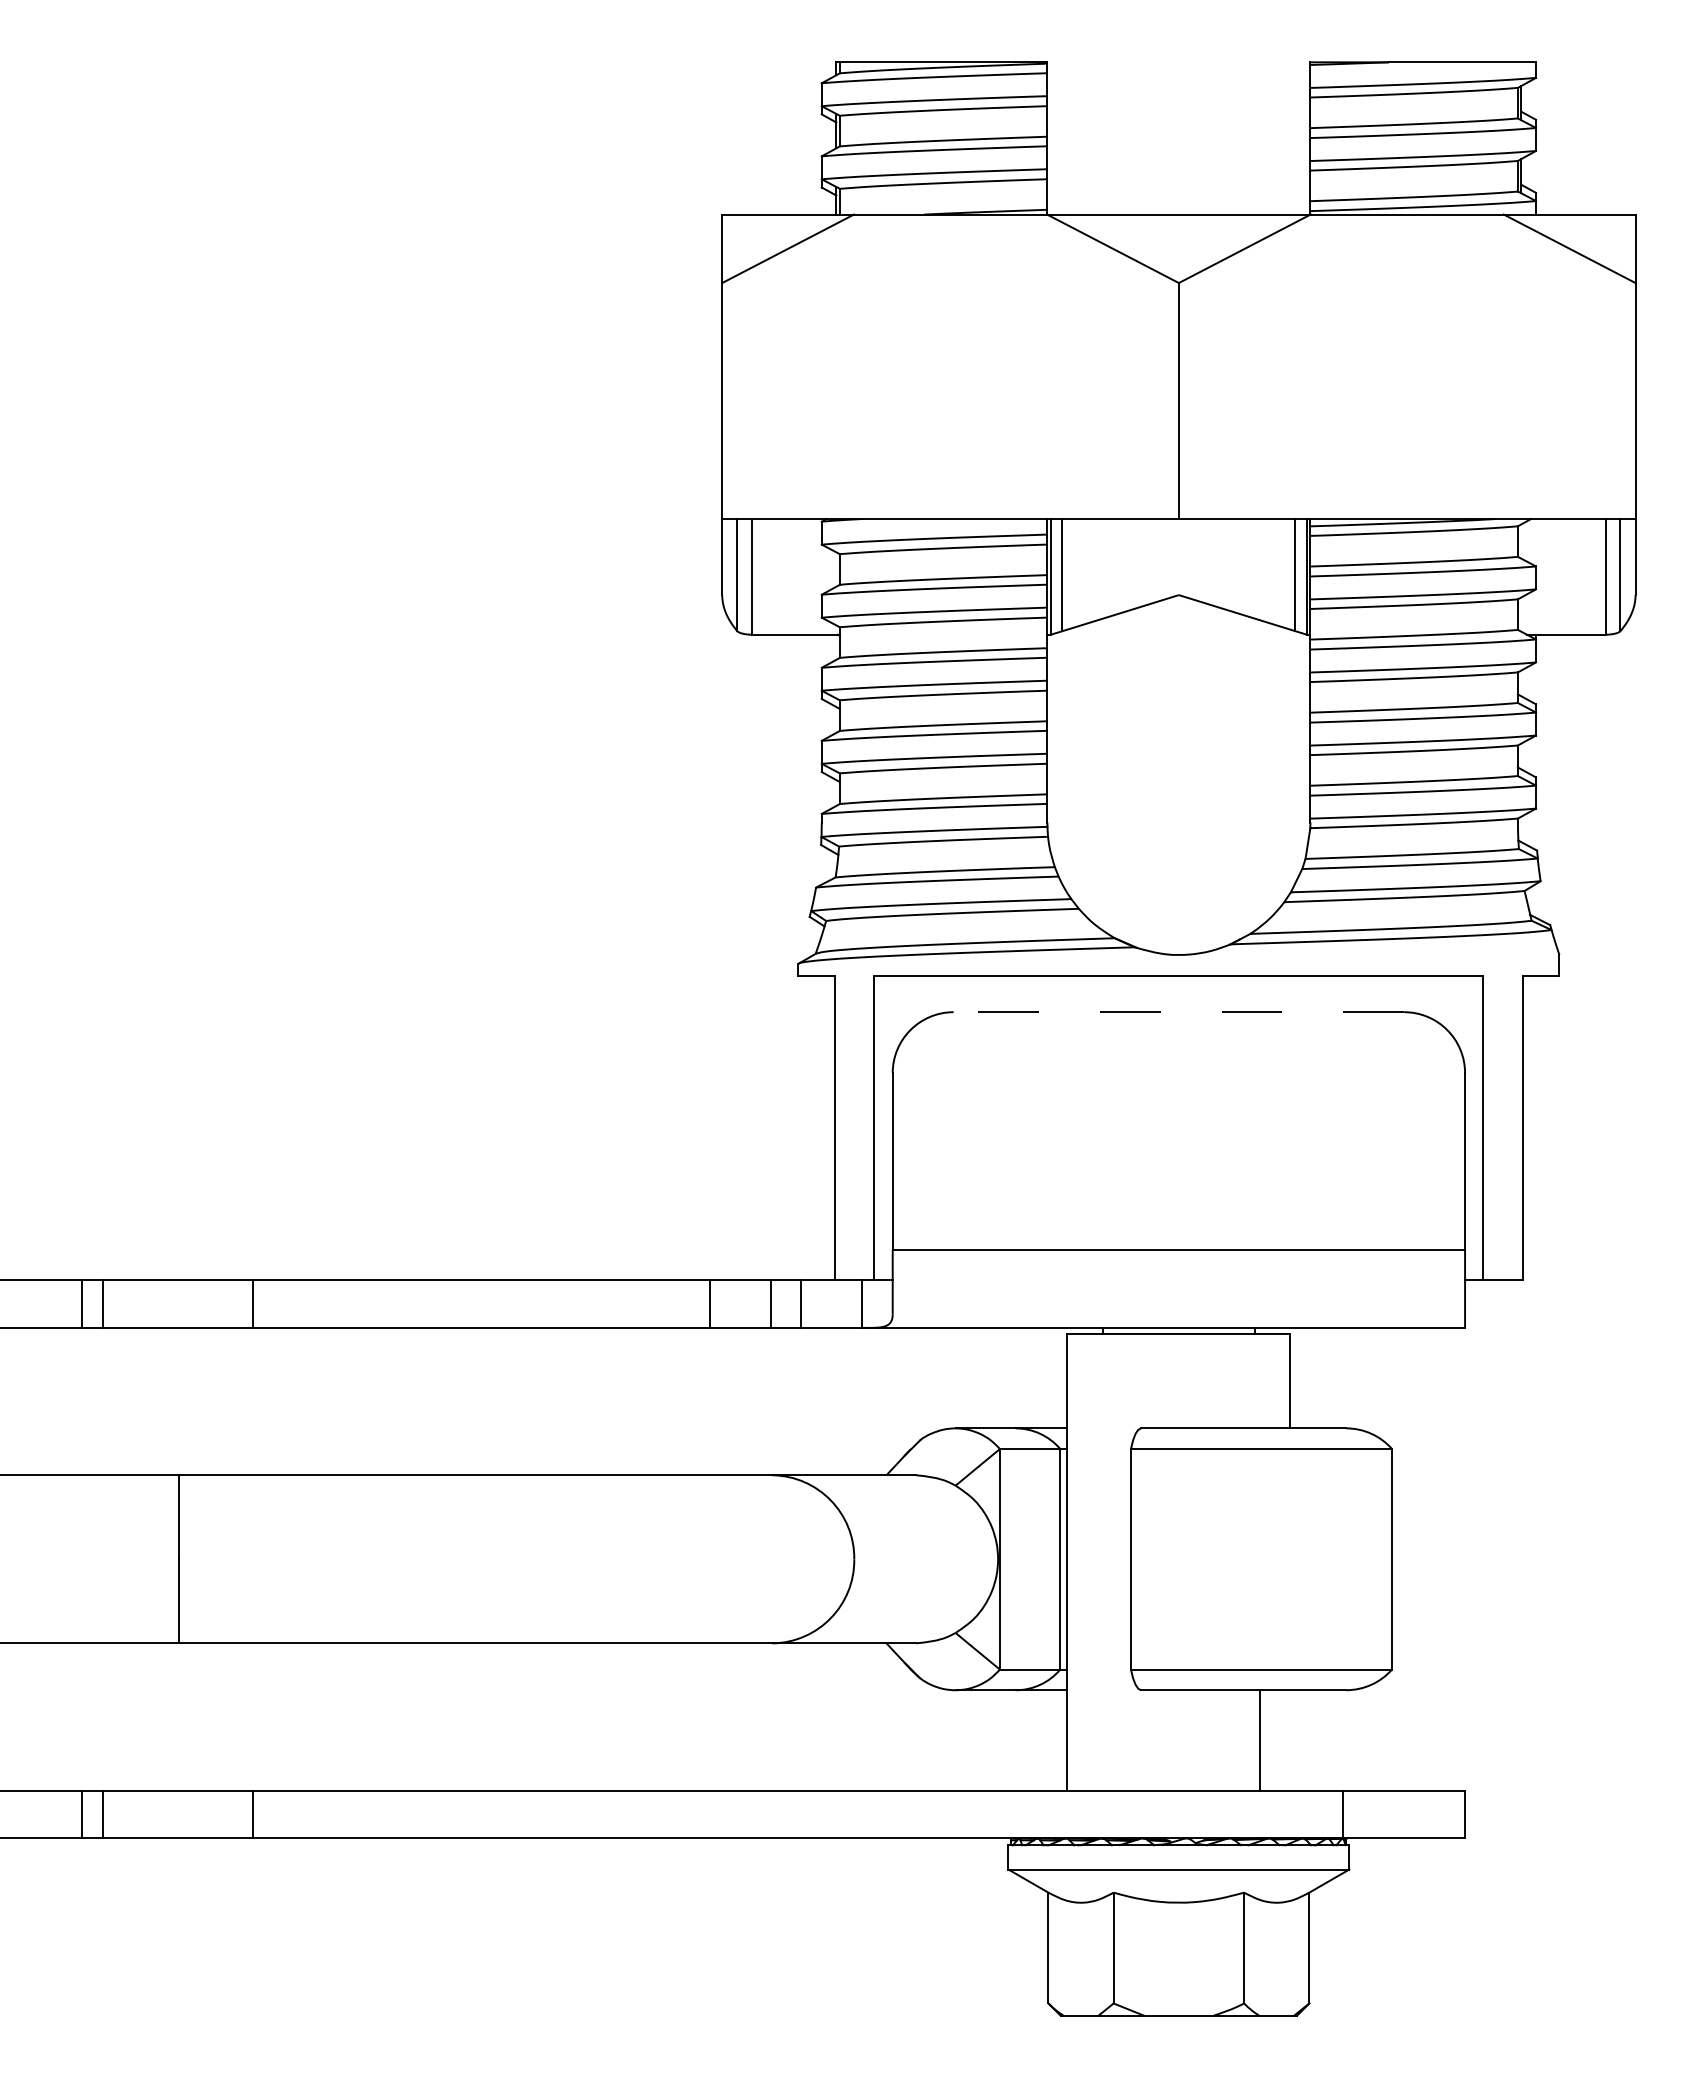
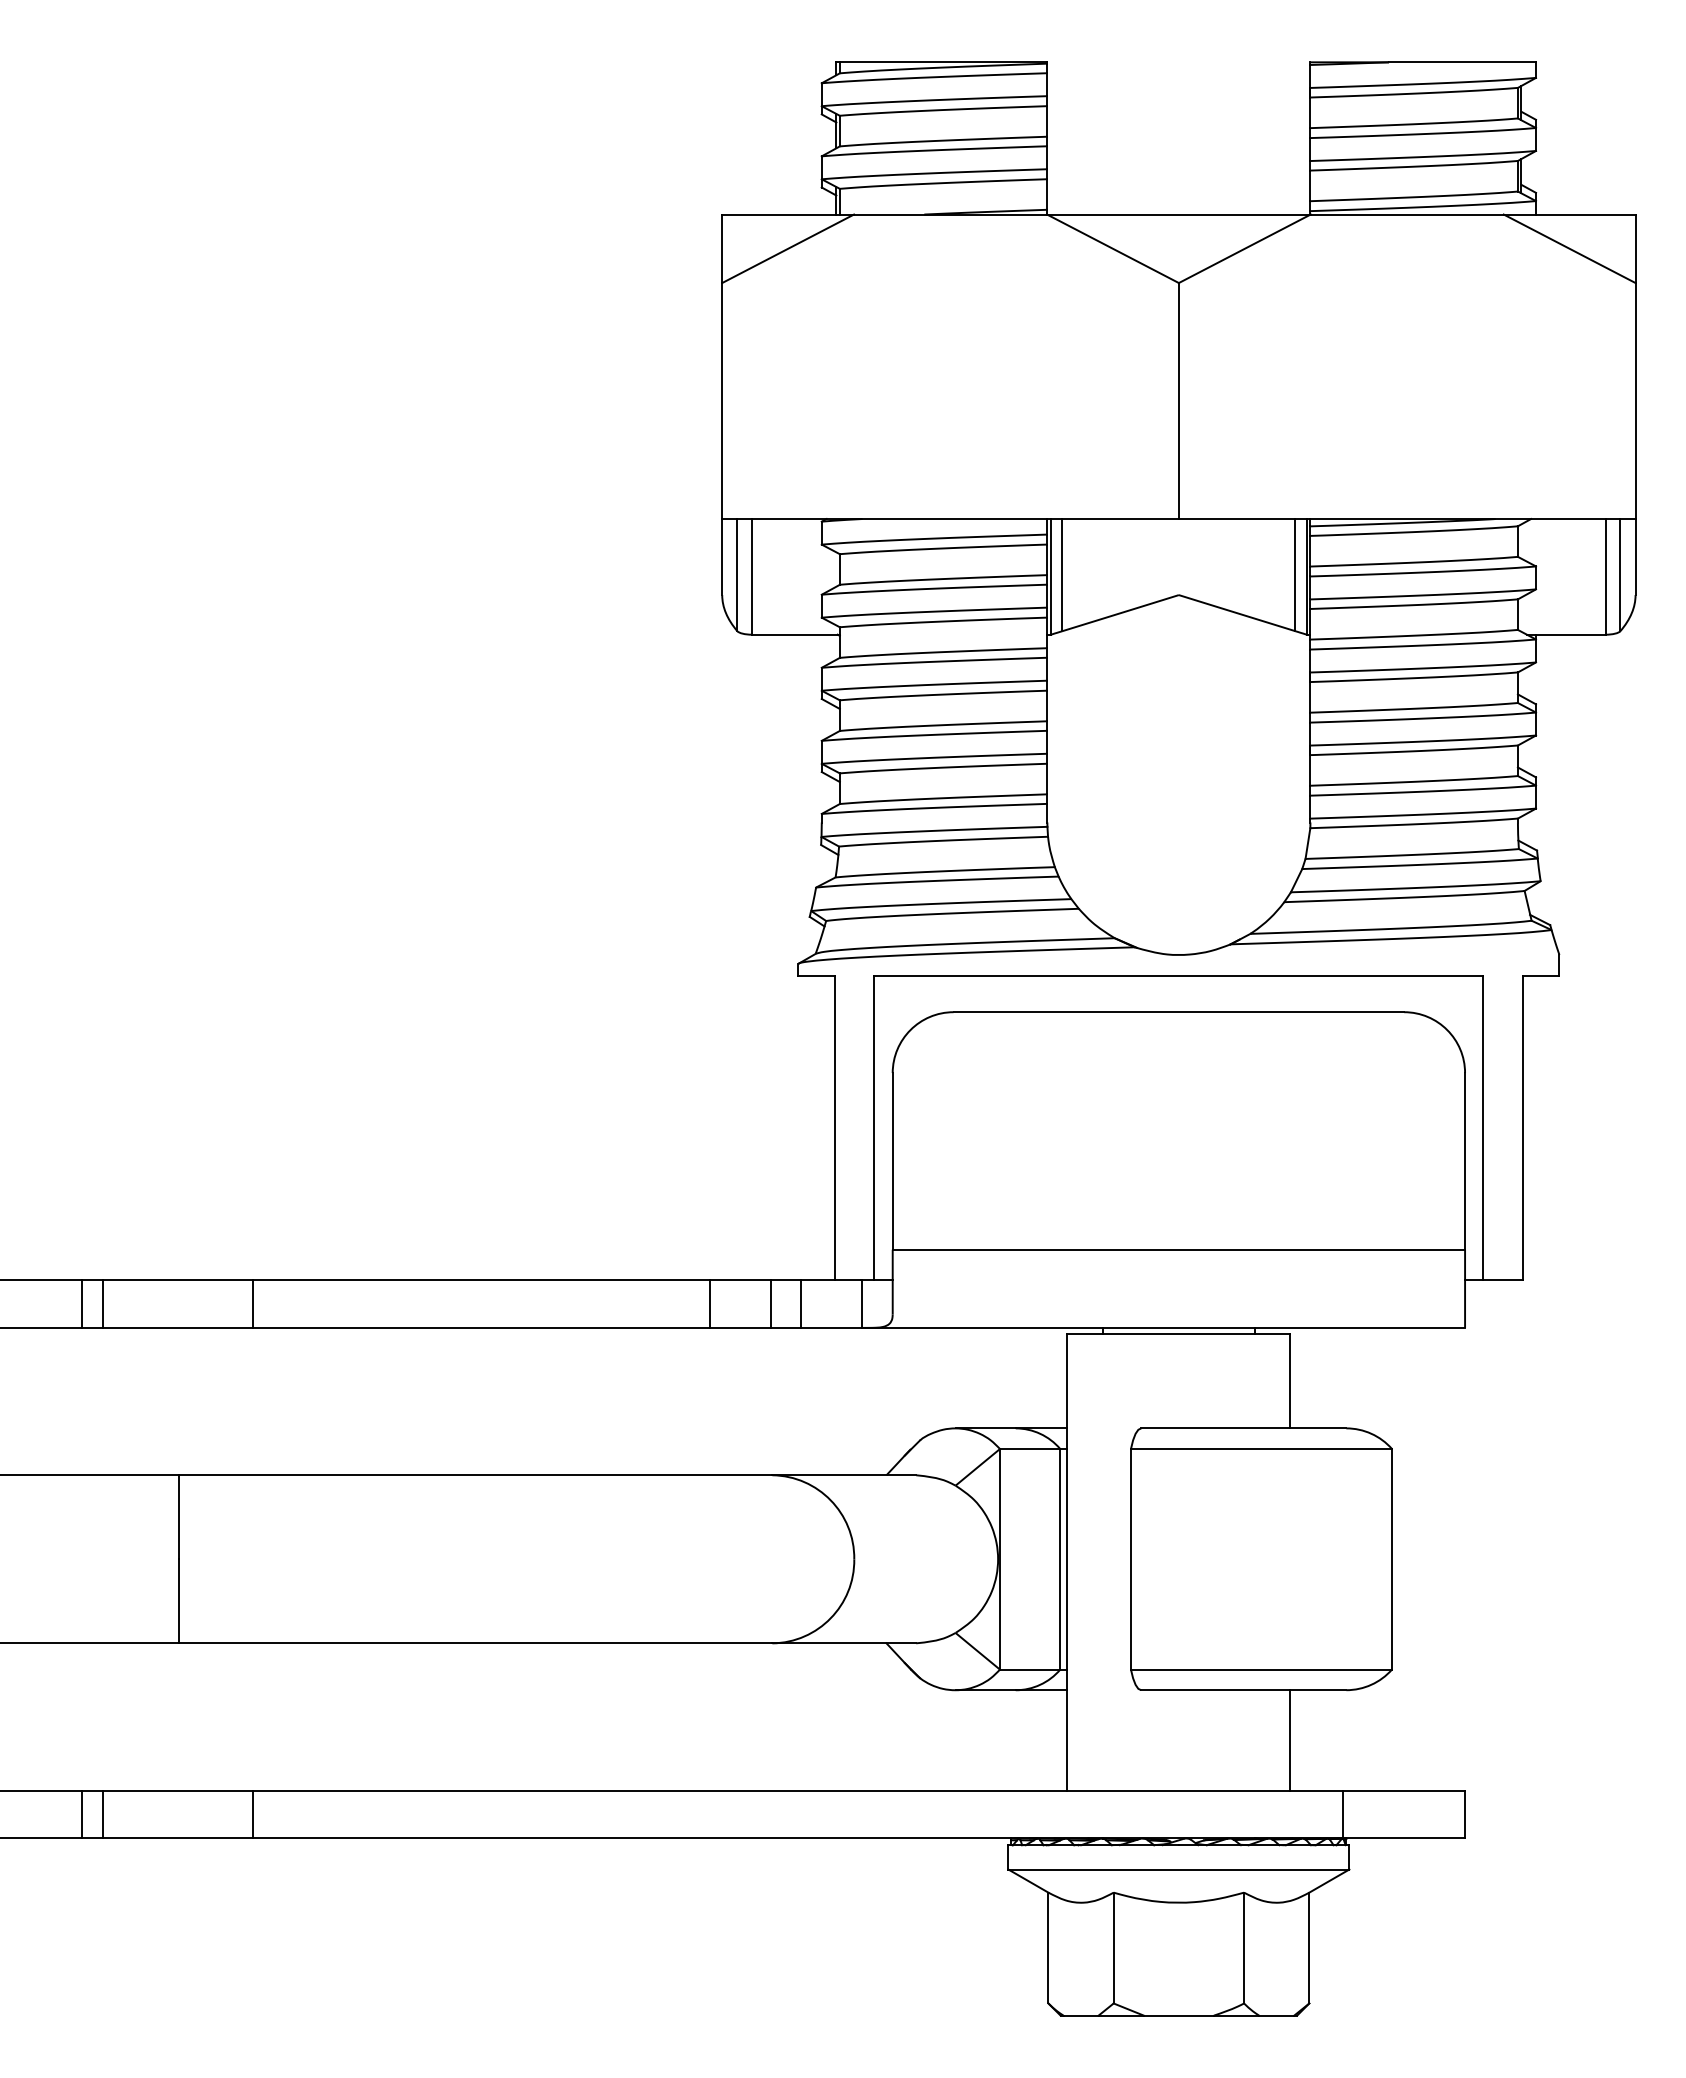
line: dashed -> solid (1178, 1012)
line position: (1260, 1740) -> (1290, 1740) (1290, 1740)
